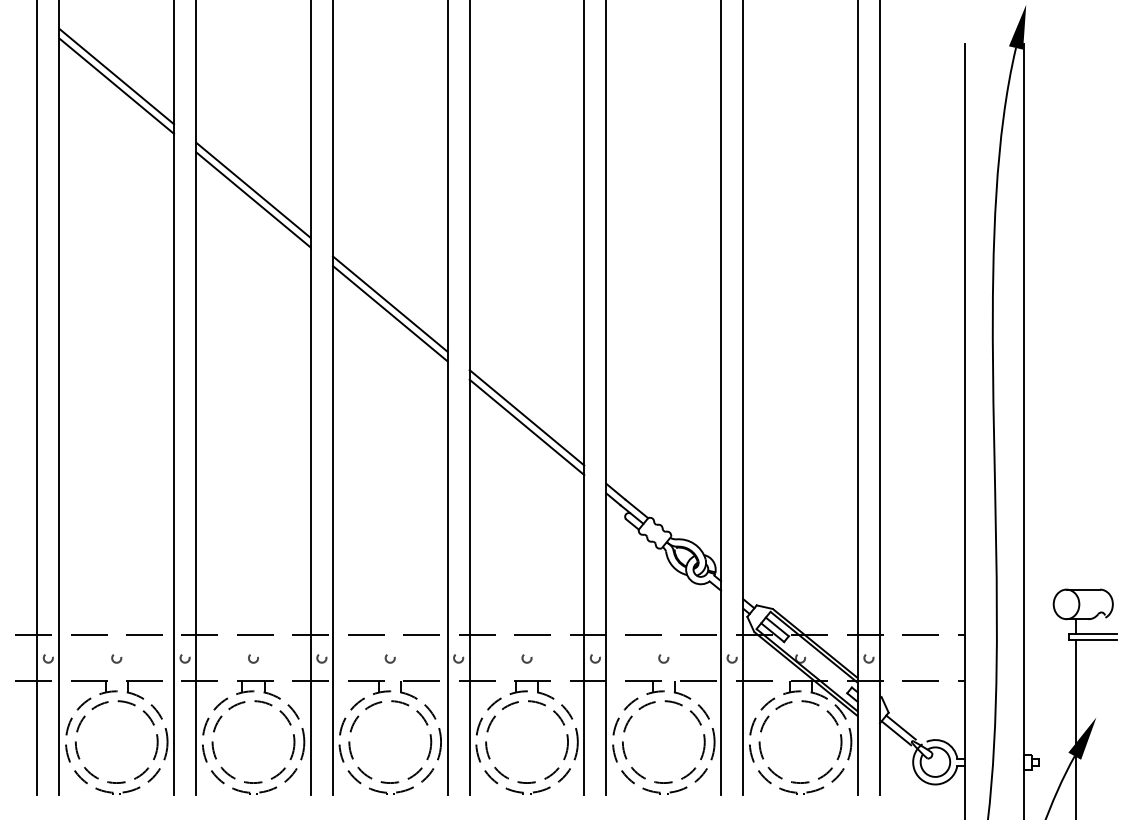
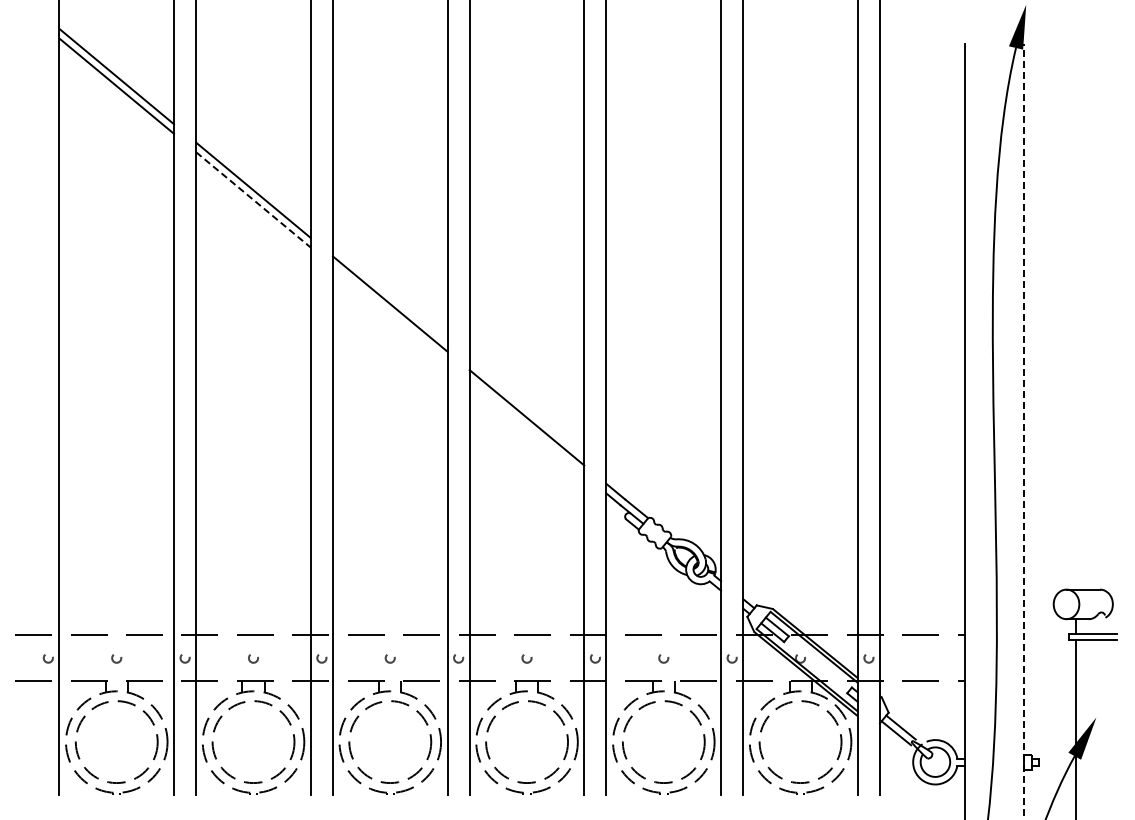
line: solid -> dashed (253, 199)
line: present -> none (389, 313)
line: present -> none (37, 398)
line: present -> none (526, 427)
line: solid -> dashed (1024, 431)
